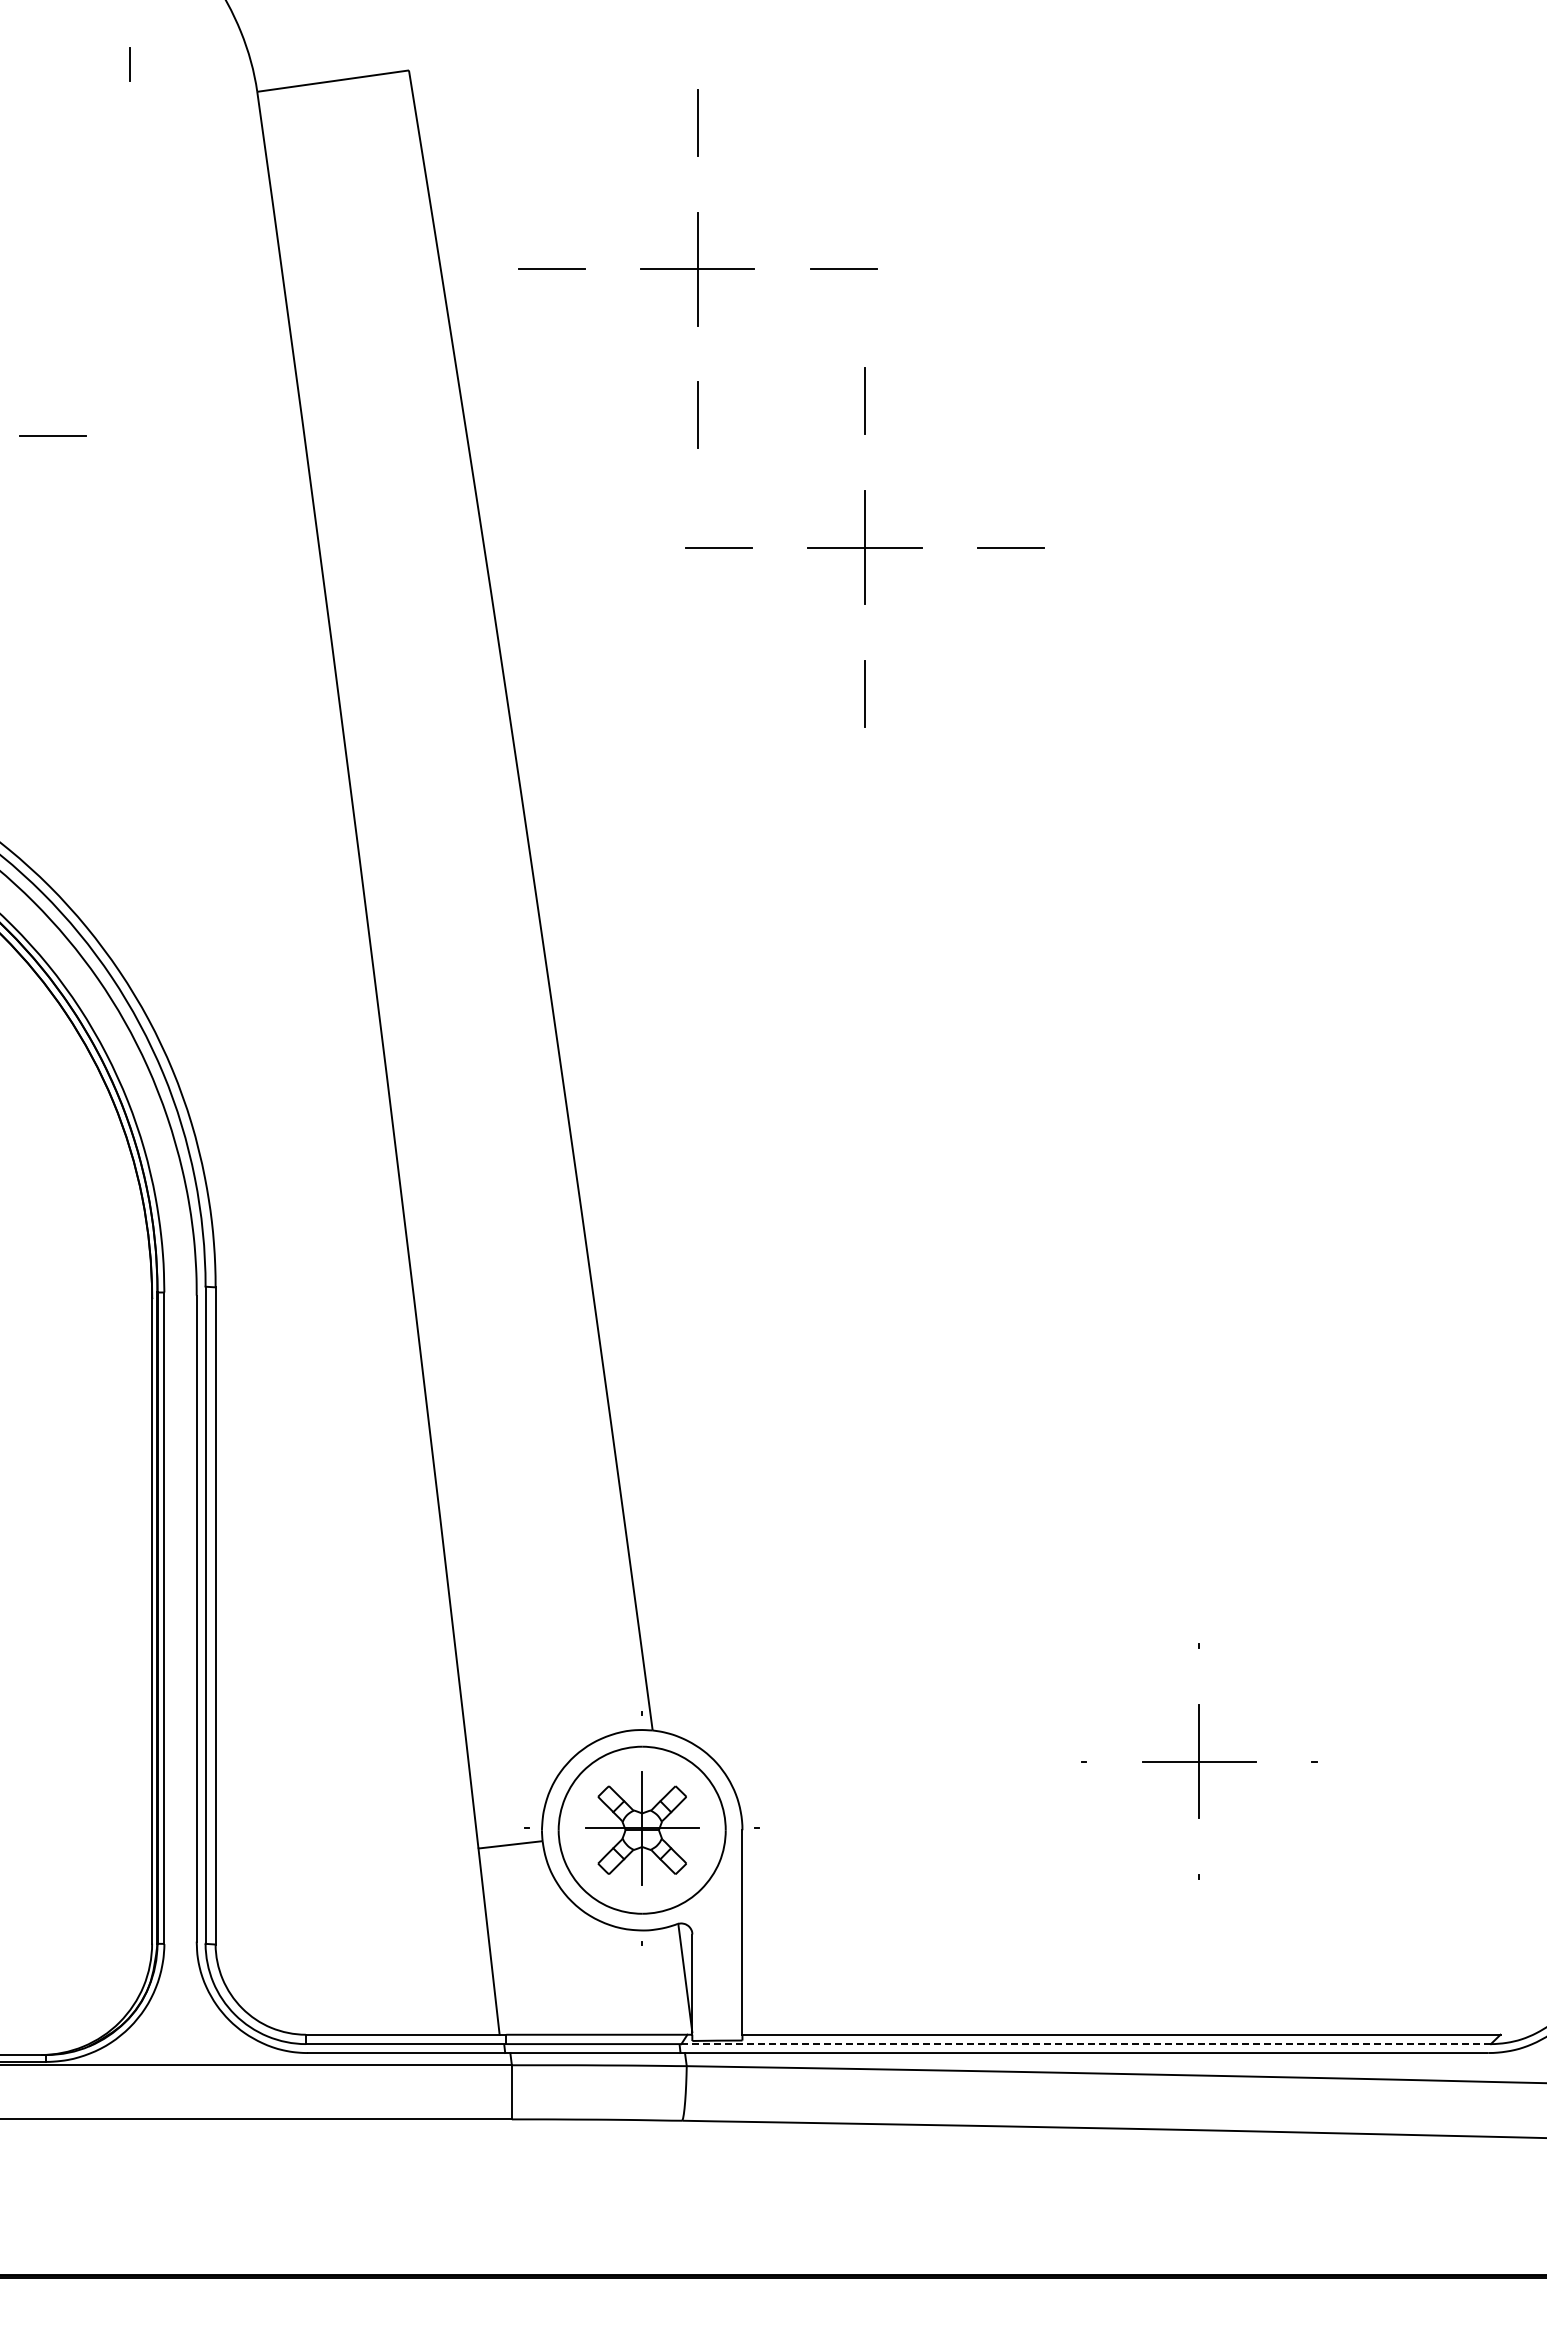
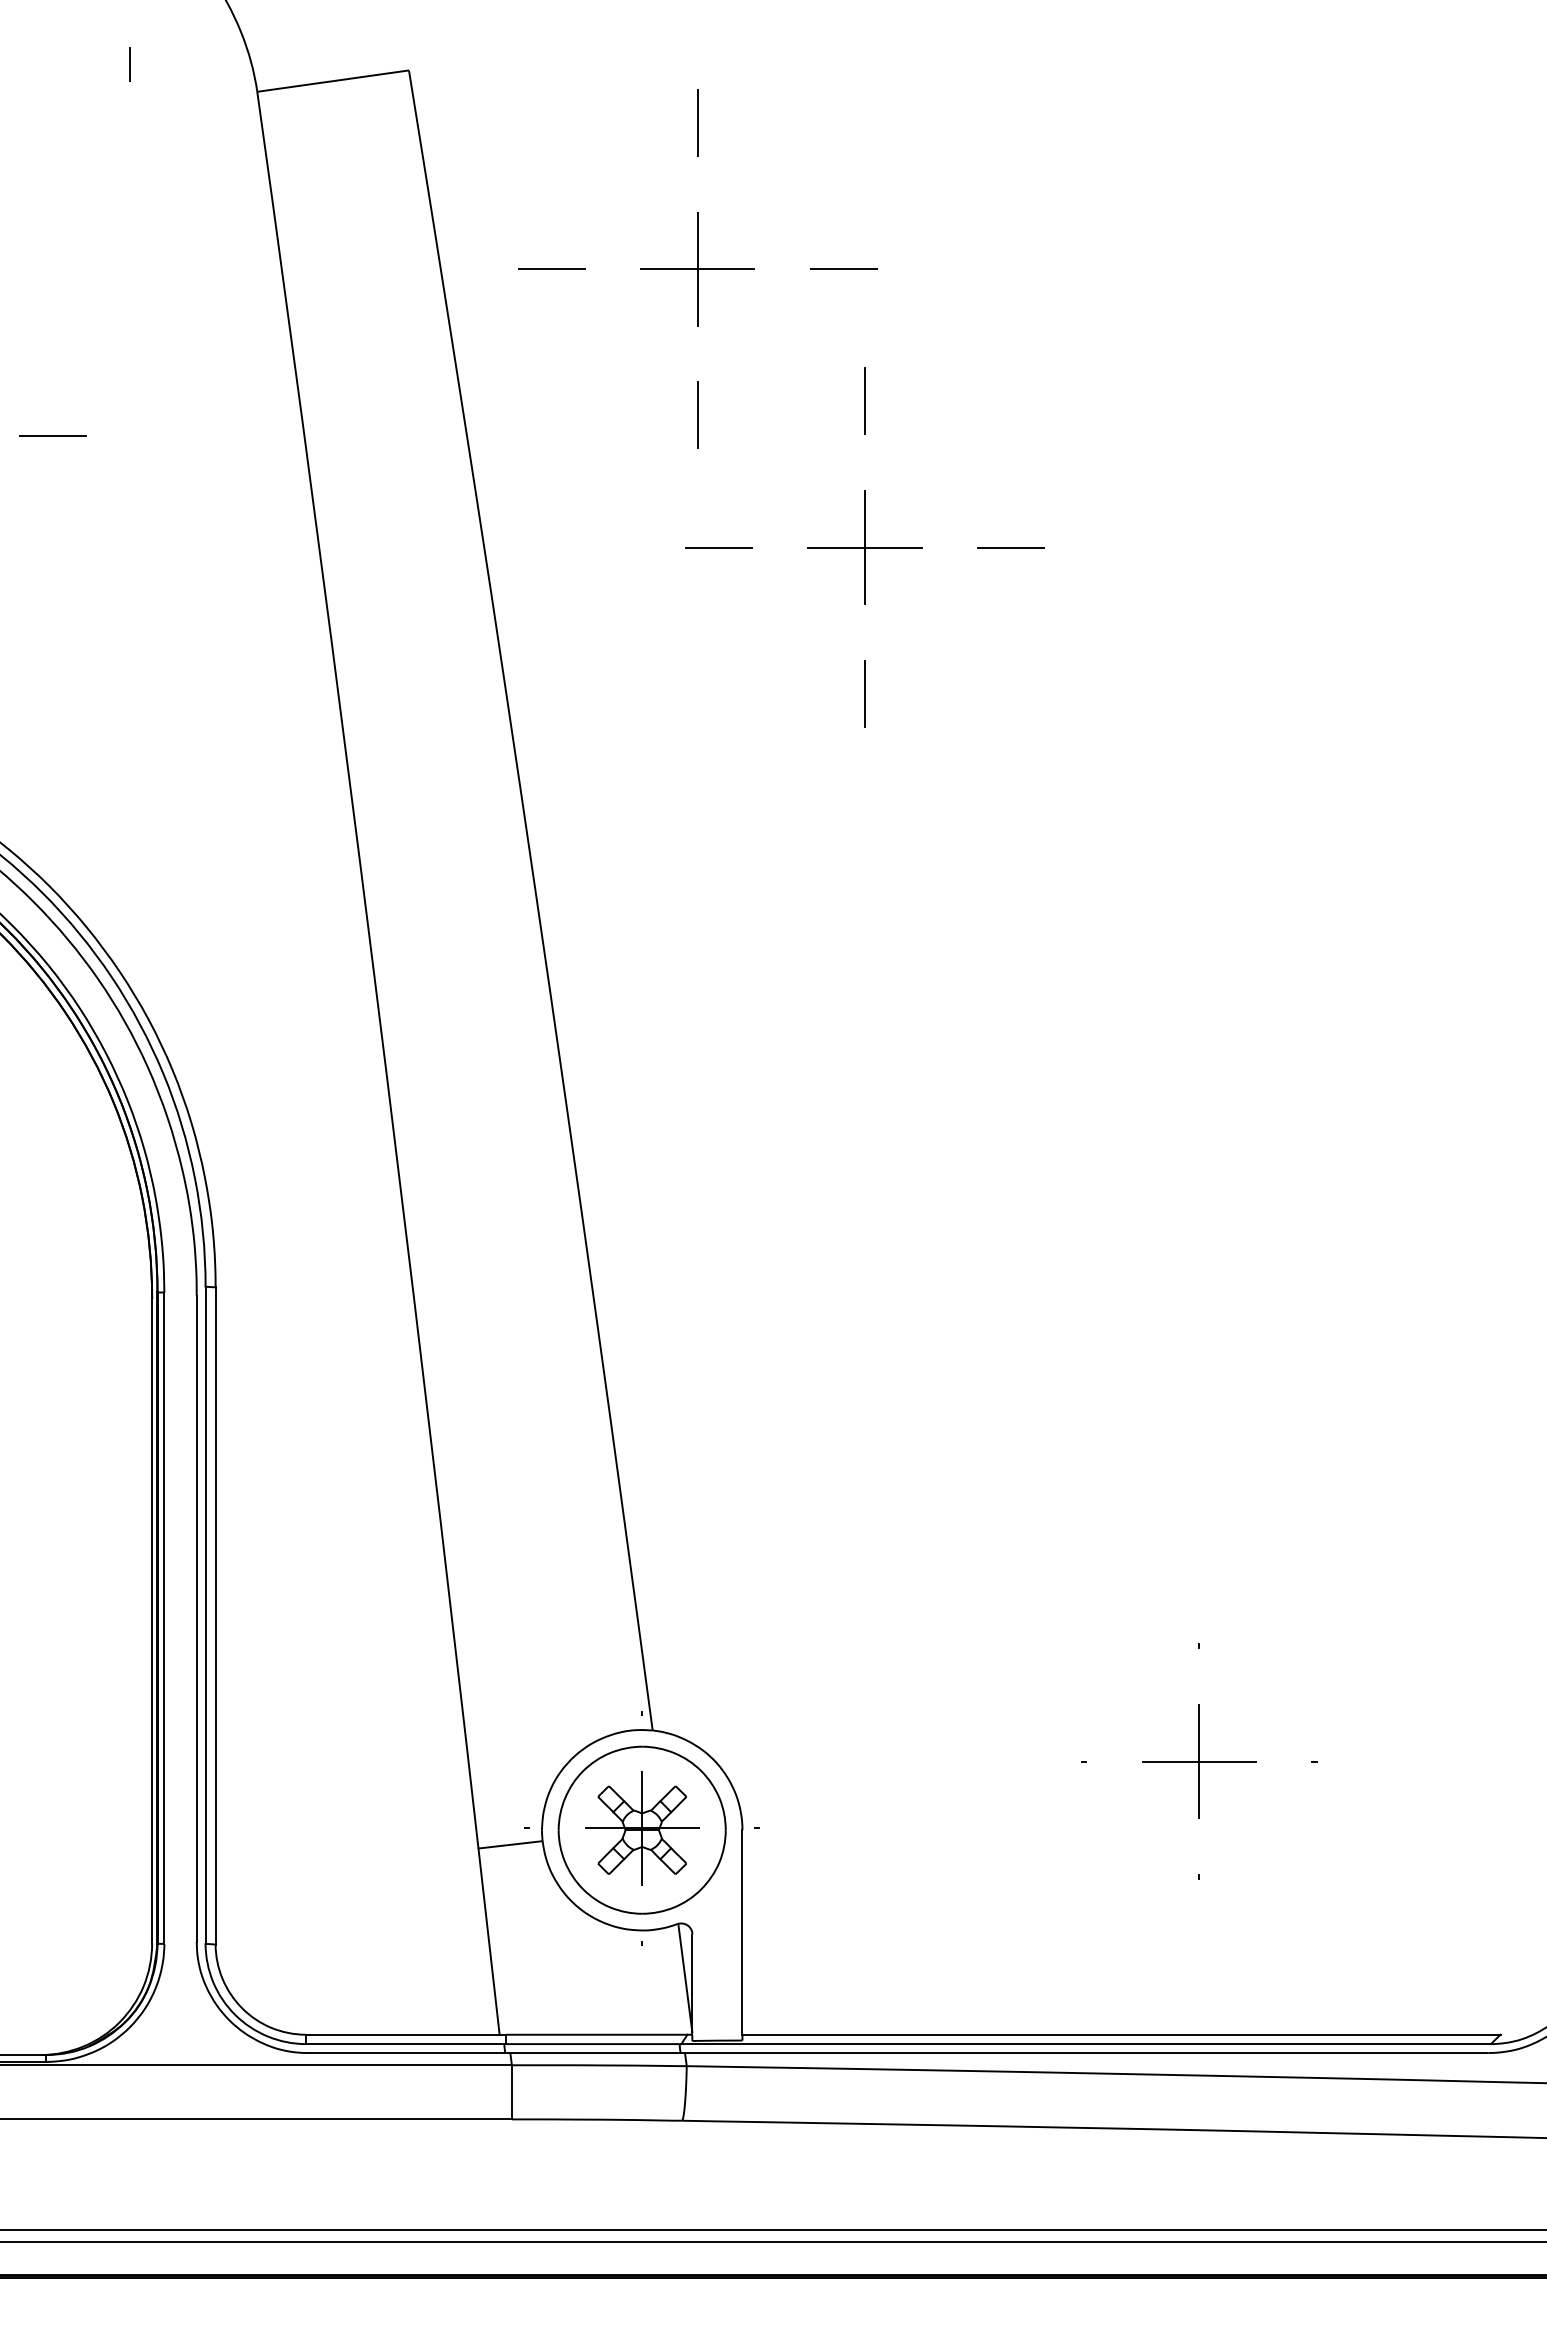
line: dashed -> solid (1086, 2044)
line: none -> present (772, 2230)
line: none -> present (772, 2241)
